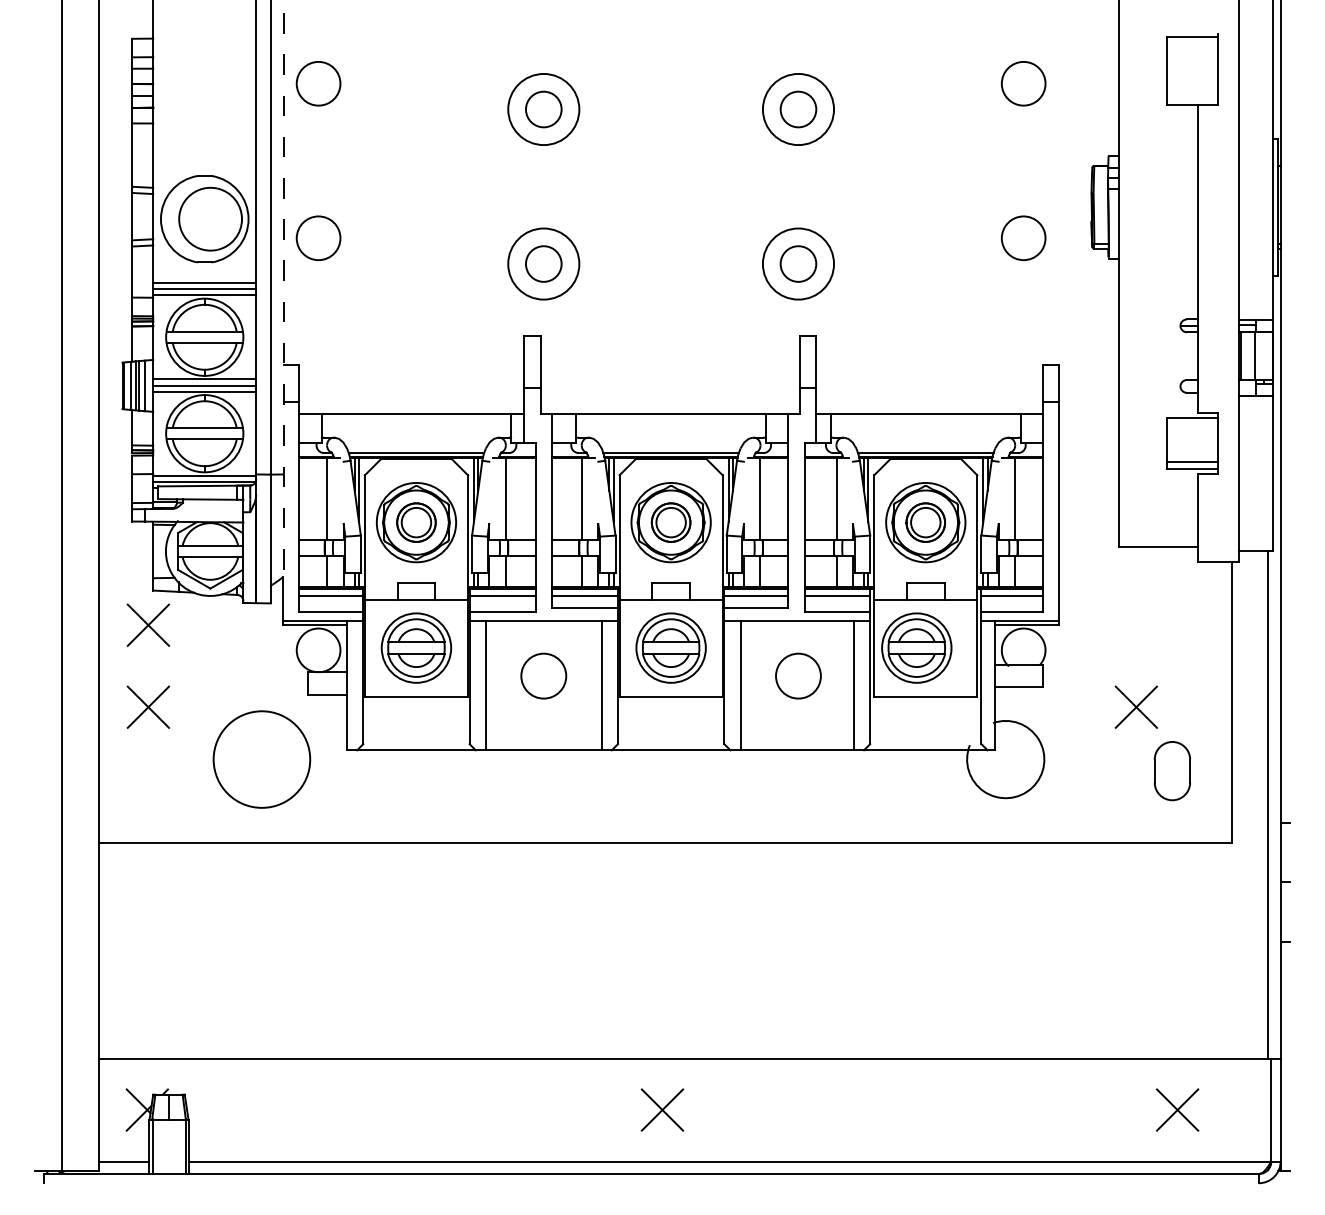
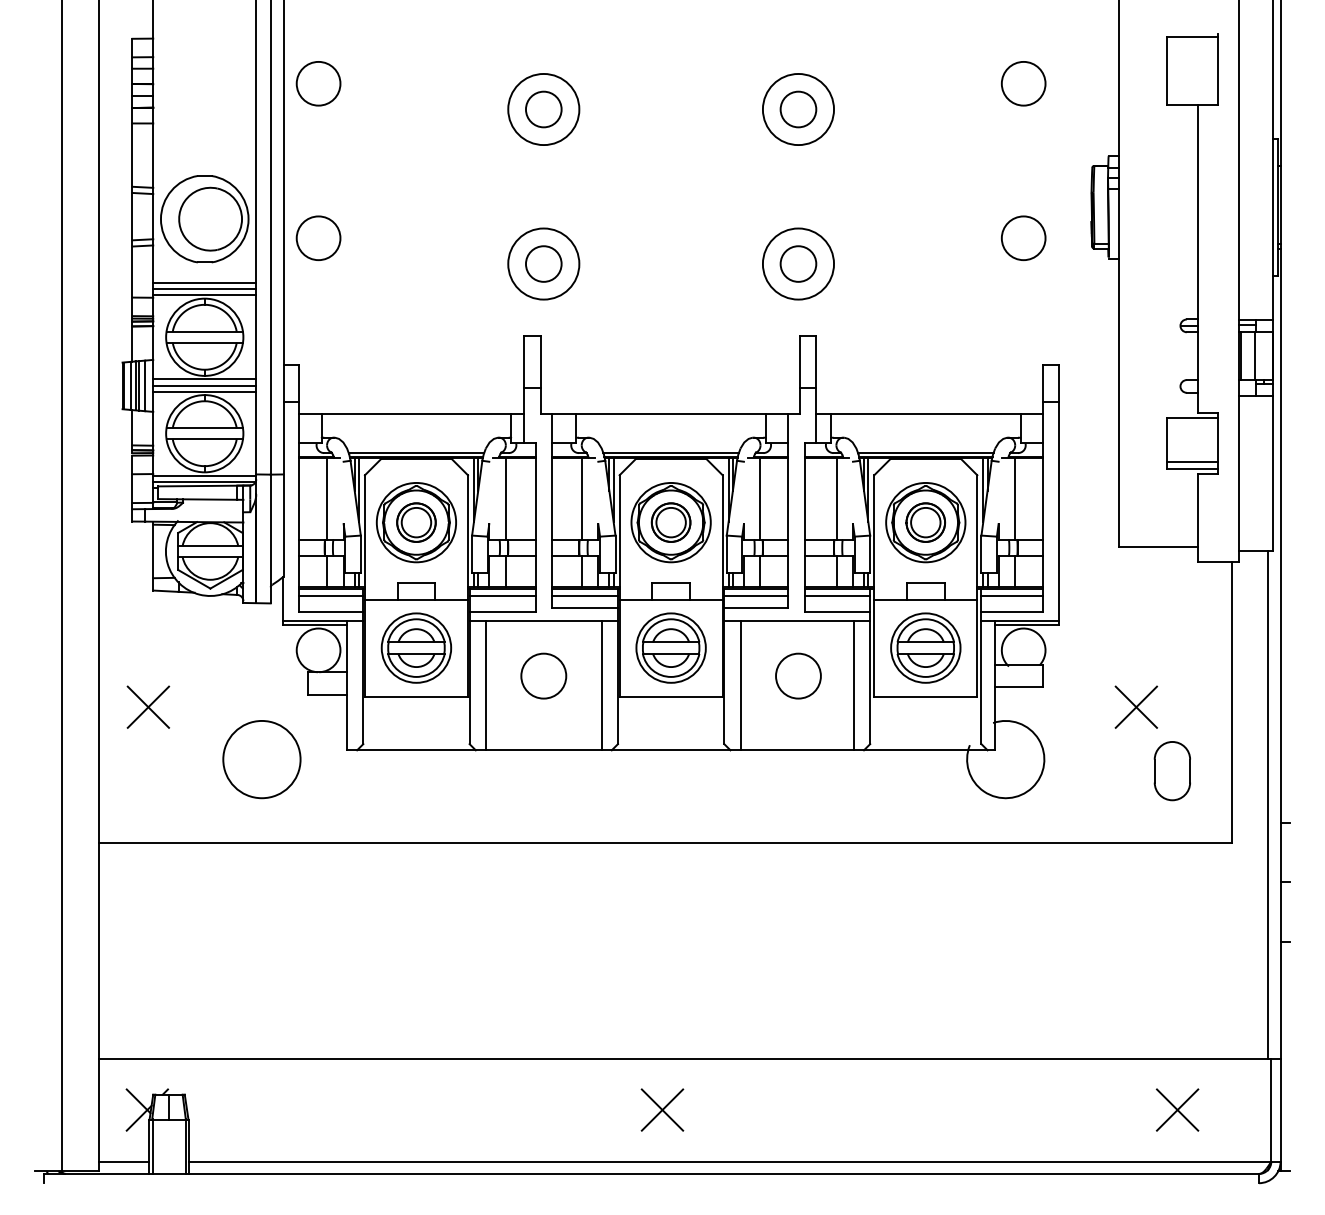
line: dashed -> solid (283, 288)
part: present -> none (148, 624)
part position: (916, 647) -> (925, 647) (925, 647)
circle diameter: 97 px -> 77 px (261, 759)
